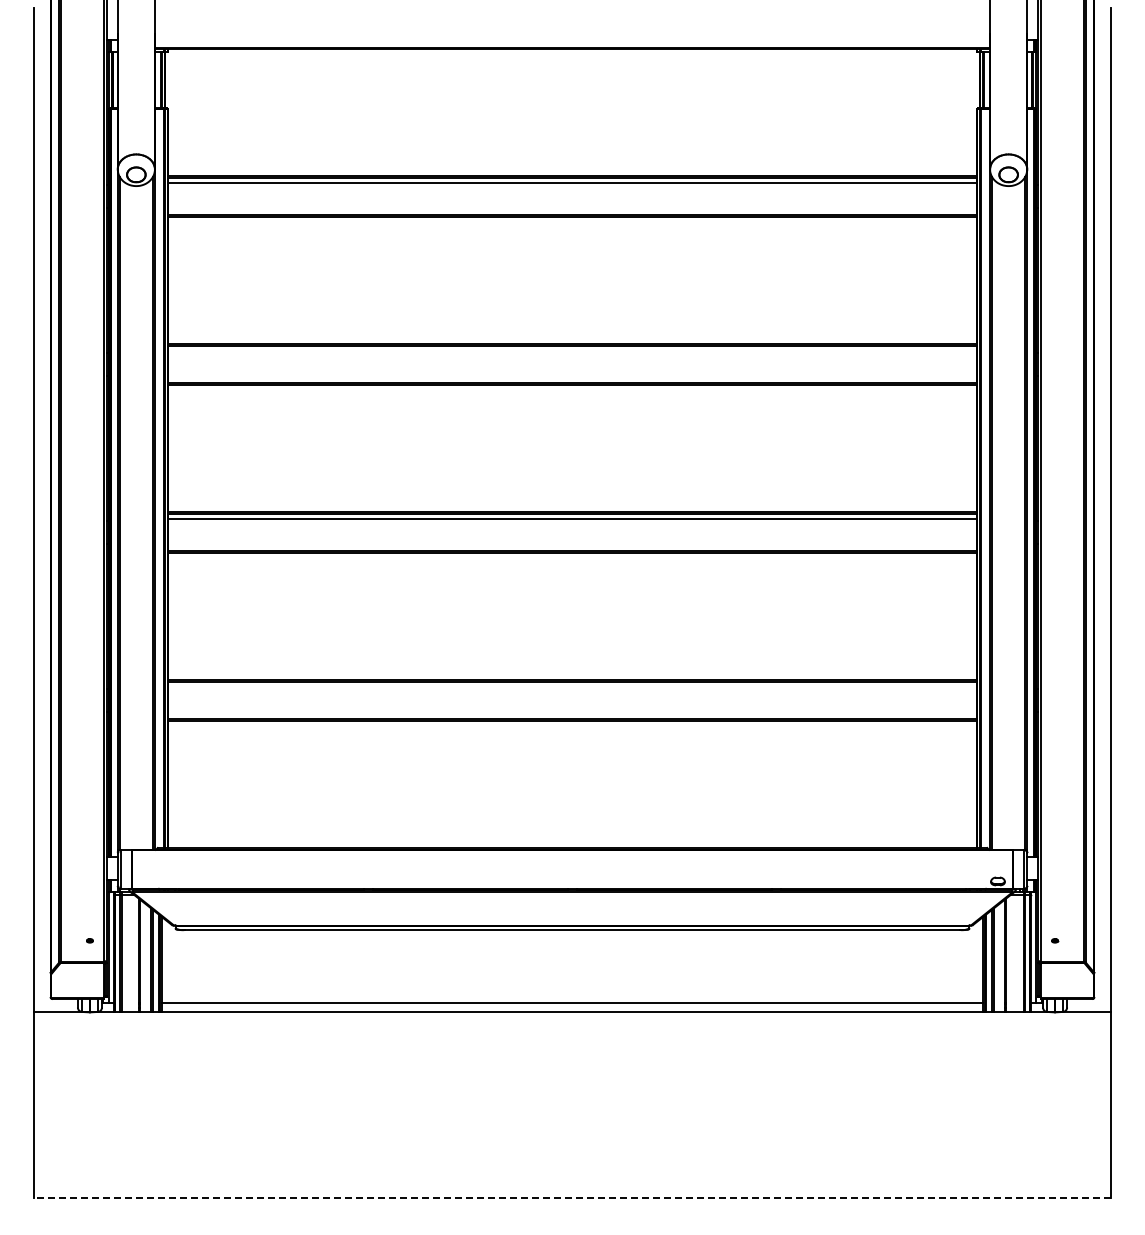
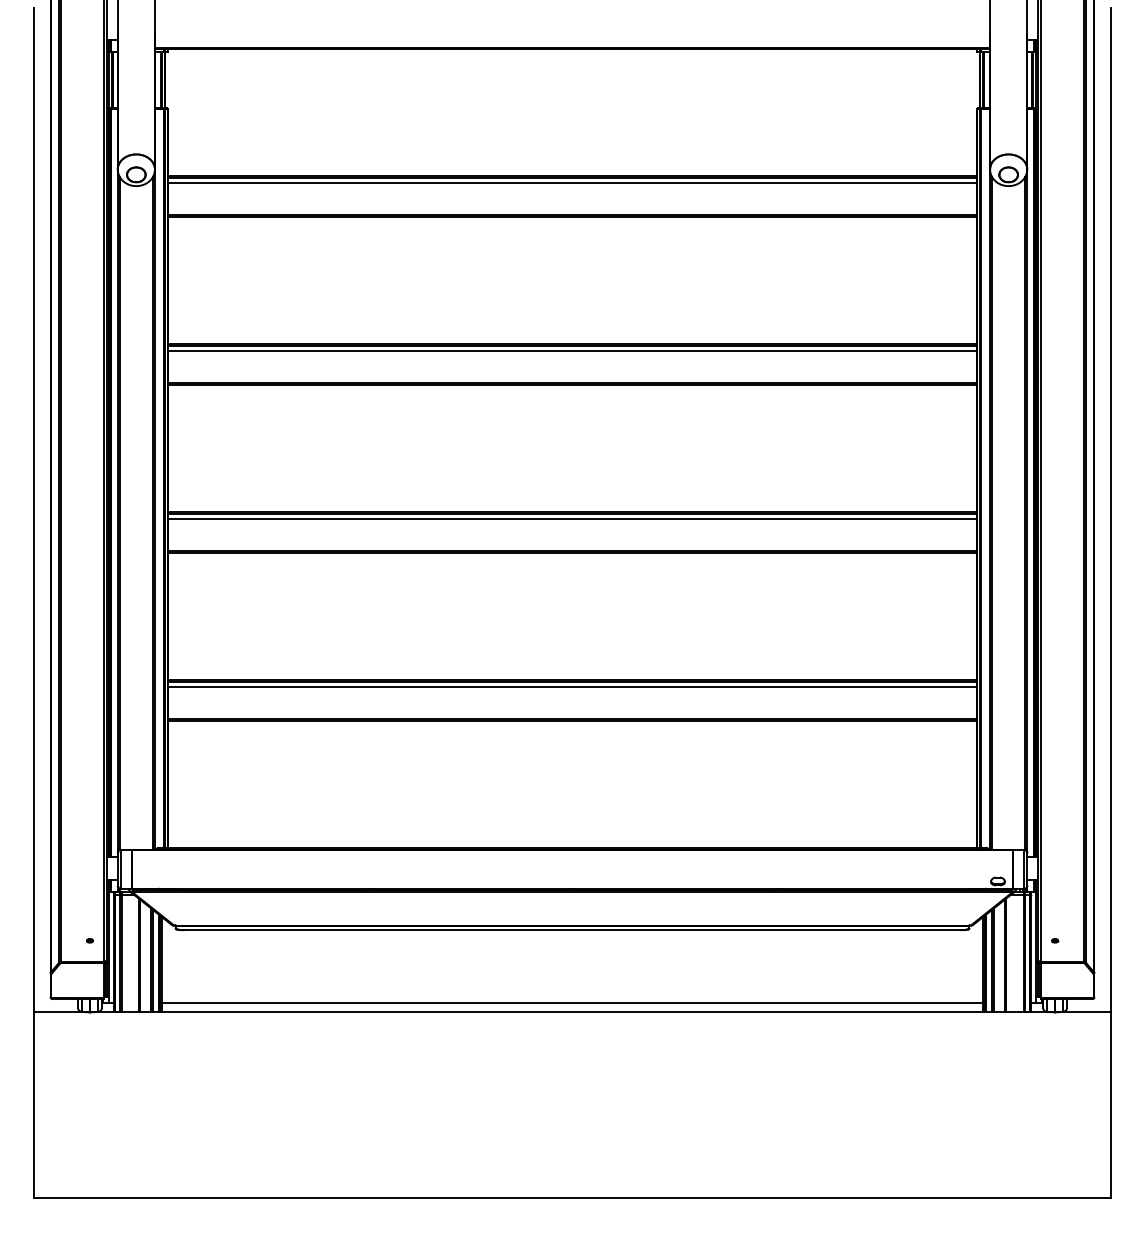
line: none -> present (572, 350)
line: none -> present (572, 686)
line: dashed -> solid (572, 1197)
